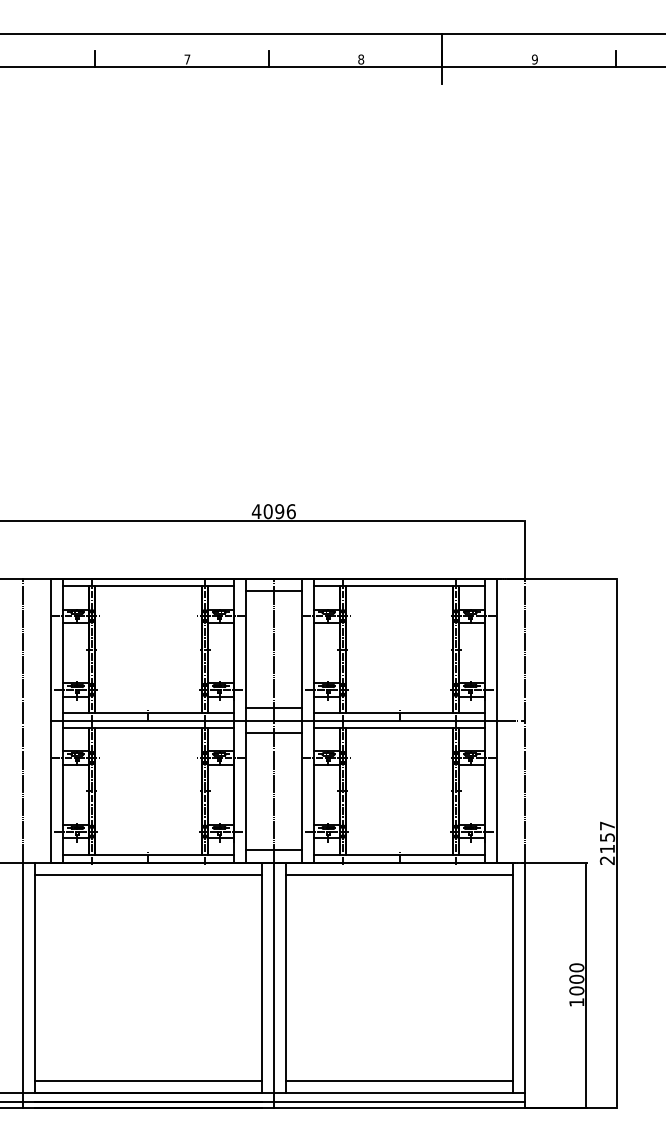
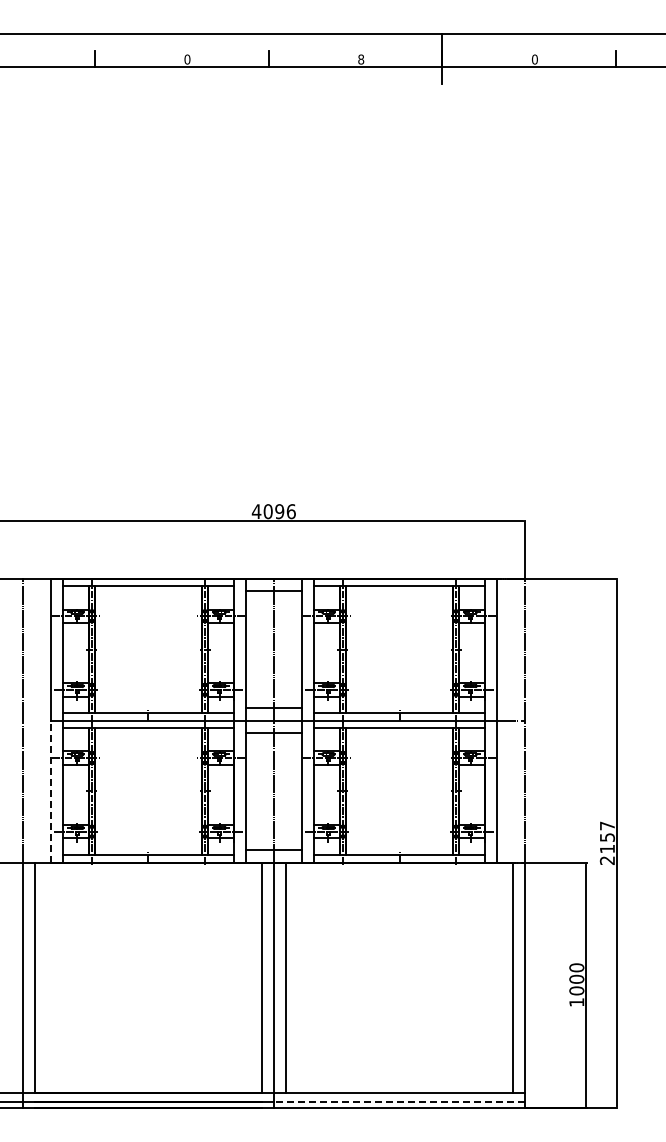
text: 7 -> 0 (187, 59)
text: 9 -> 0 (534, 59)
line: solid -> dashed (50, 791)
line: present -> none (148, 874)
line: present -> none (399, 874)
line: present -> none (148, 1080)
line: present -> none (399, 1080)
line: solid -> dashed (399, 1101)
